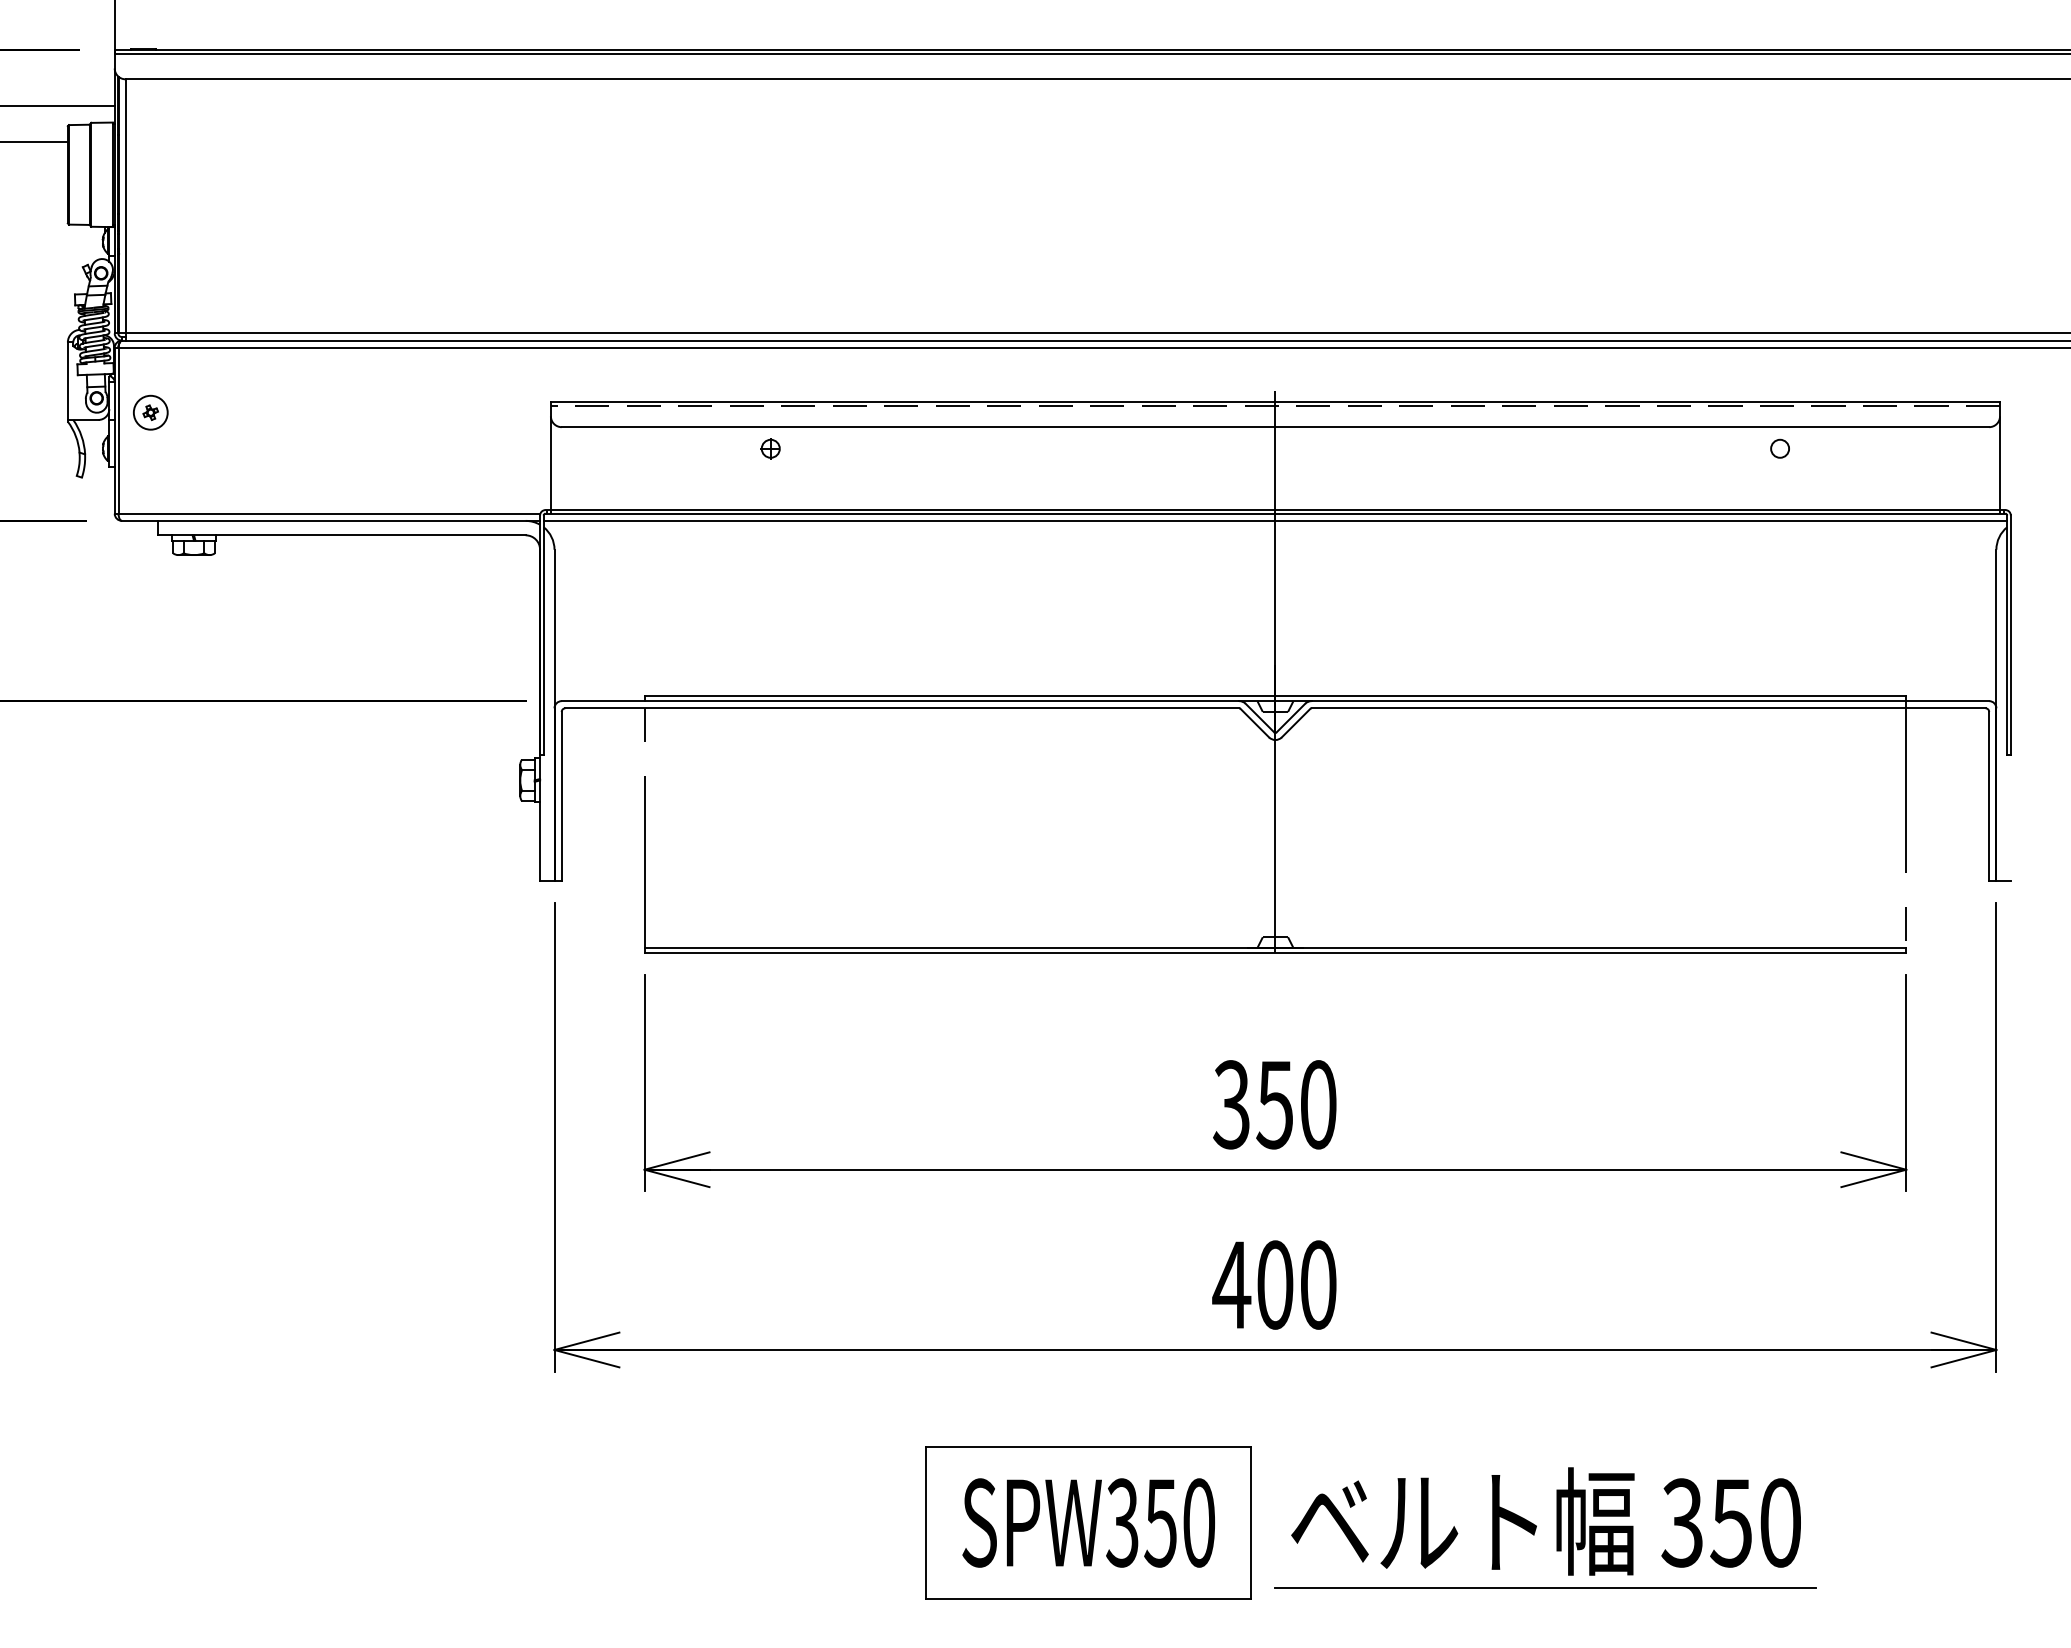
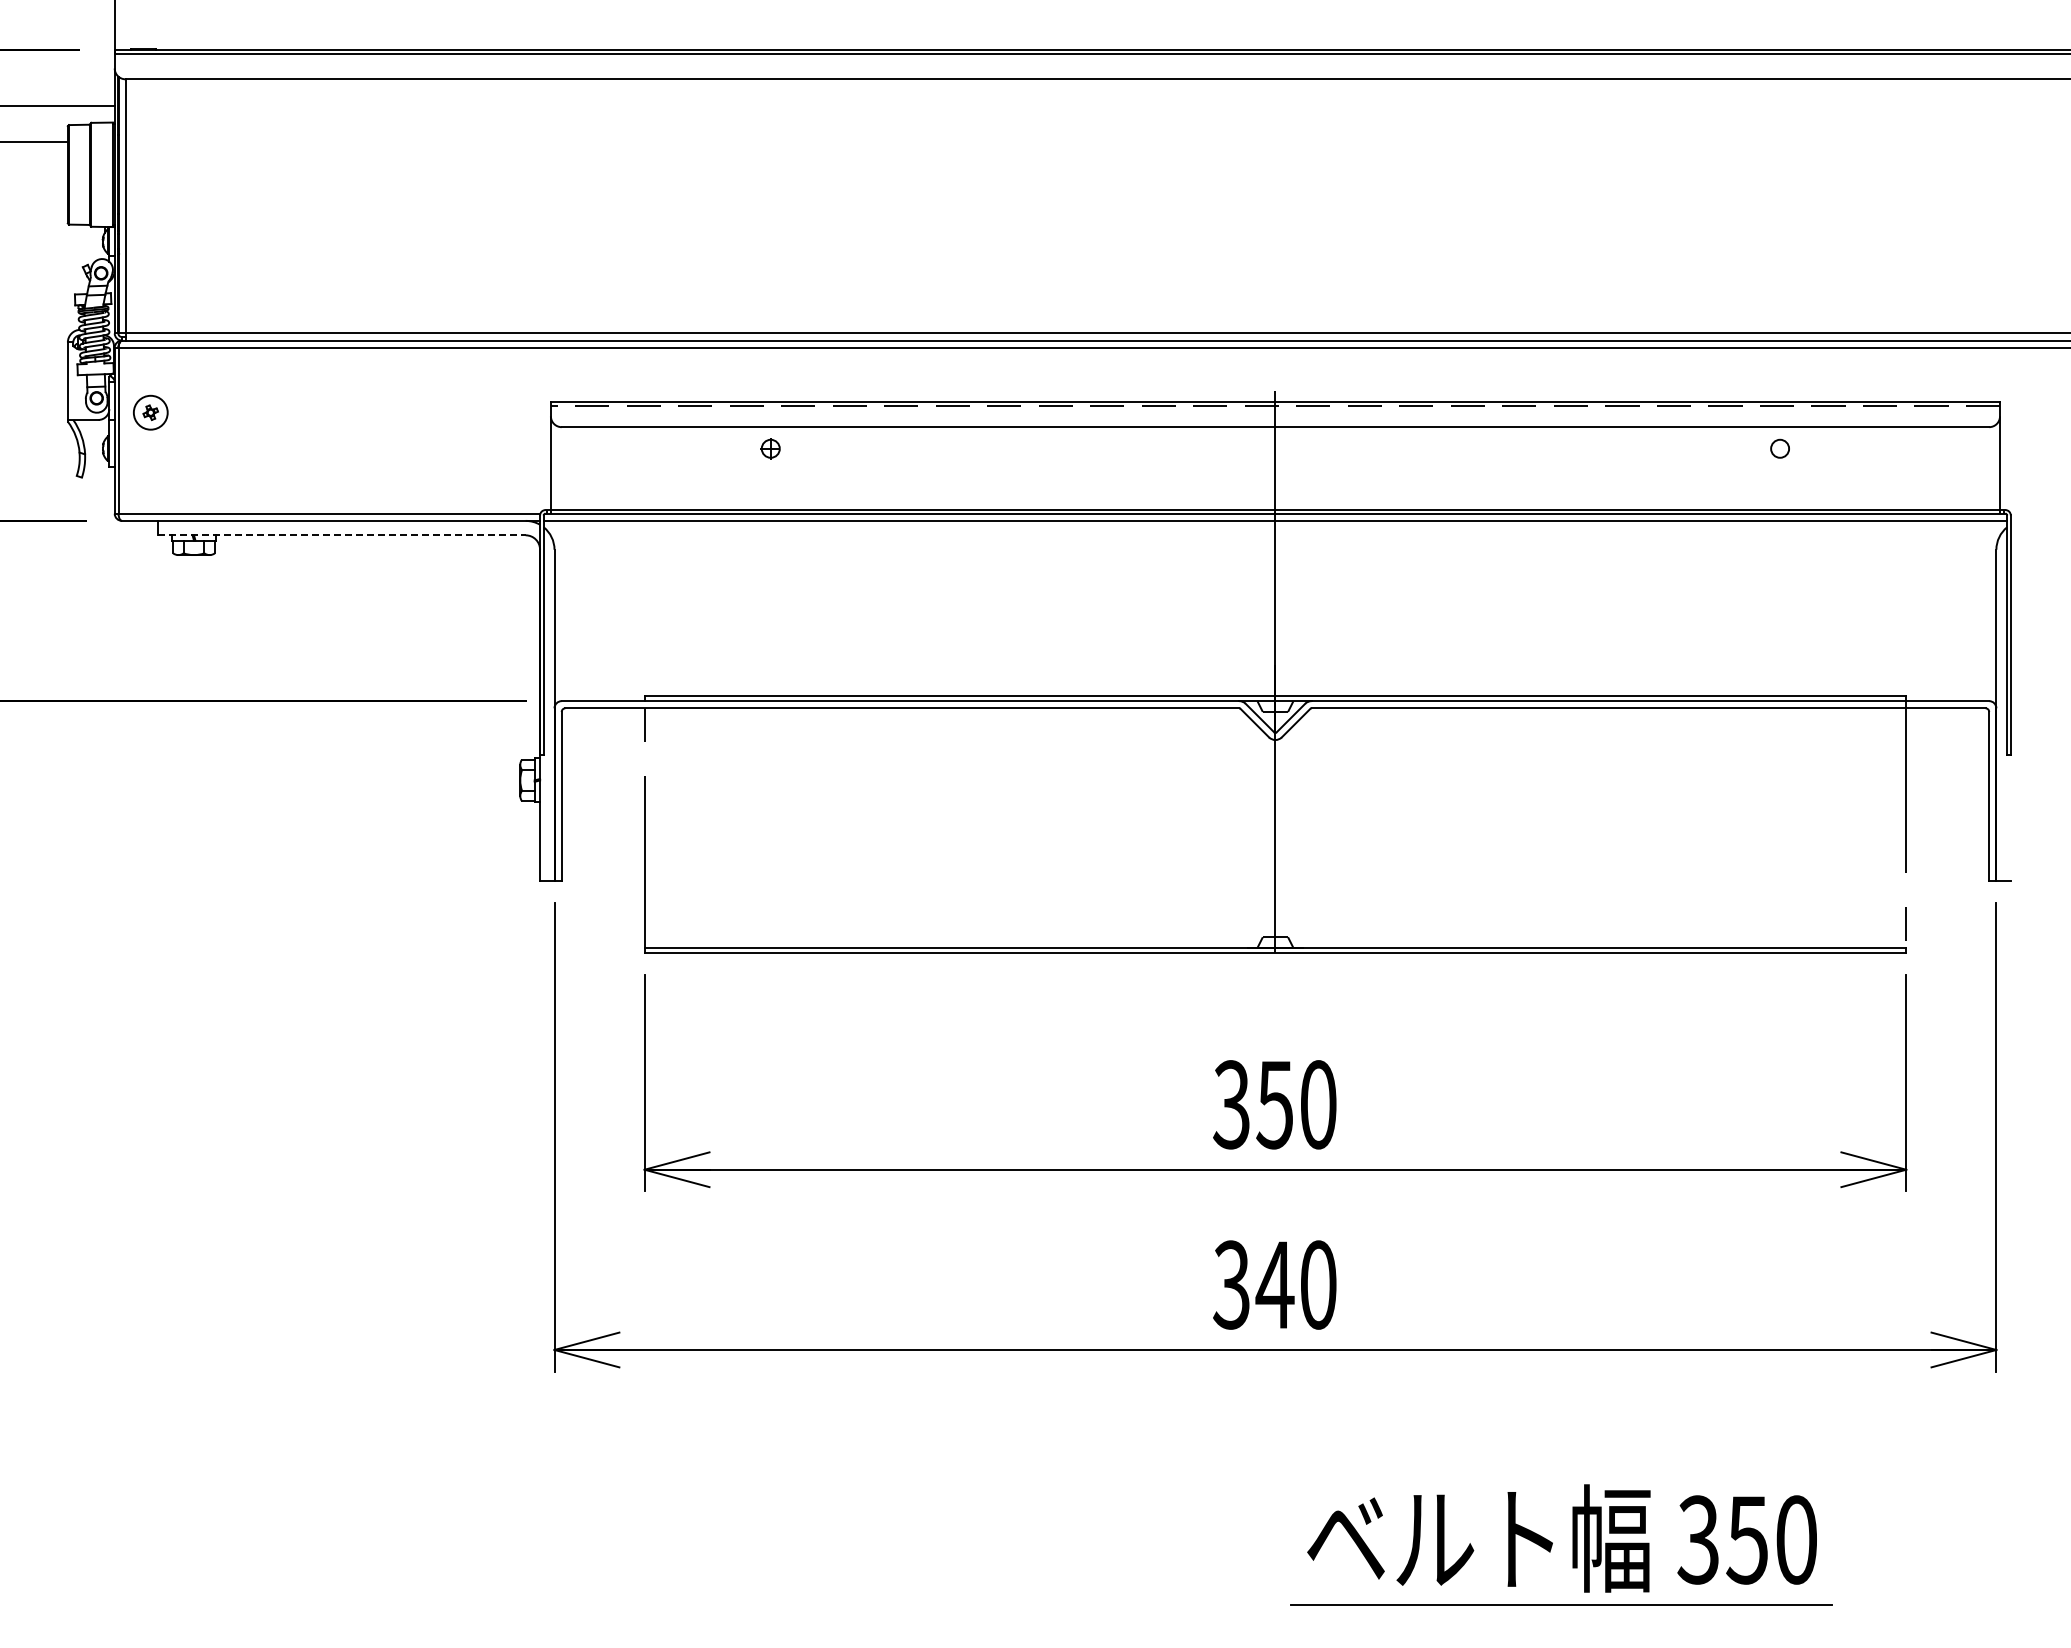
line: solid -> dashed (341, 535)
text: 400 -> 340 (1253, 1284)
part: present -> none (1088, 1522)
part position: (1536, 1527) -> (1552, 1544) (1552, 1544)
